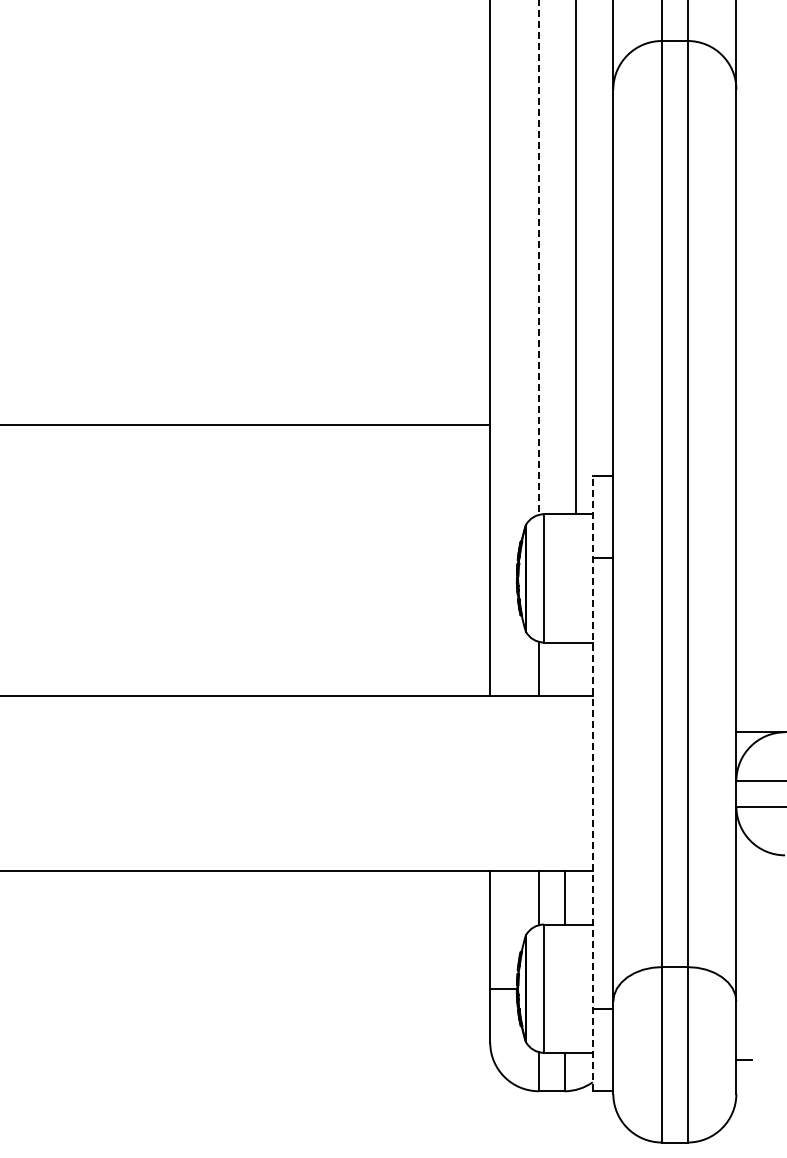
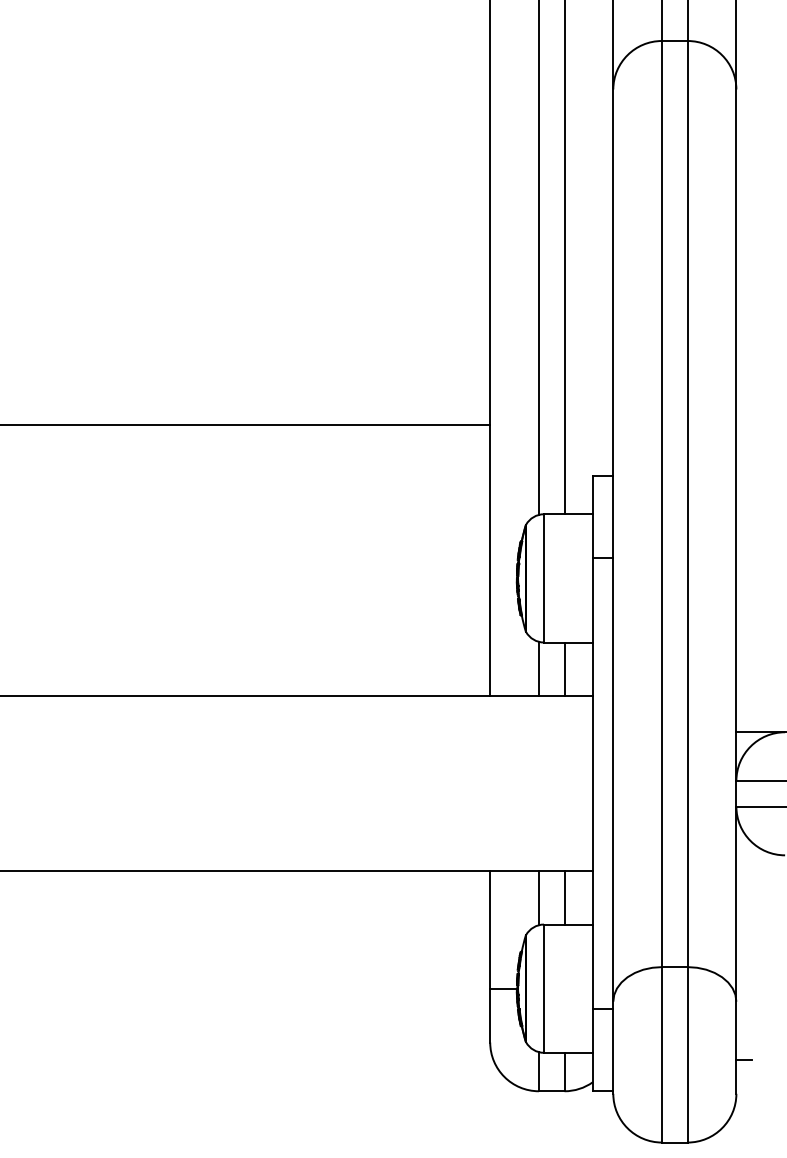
line: dashed -> solid (538, 258)
line position: (575, 258) -> (564, 258) (564, 258)
line: none -> present (564, 669)
line: dashed -> solid (592, 783)
